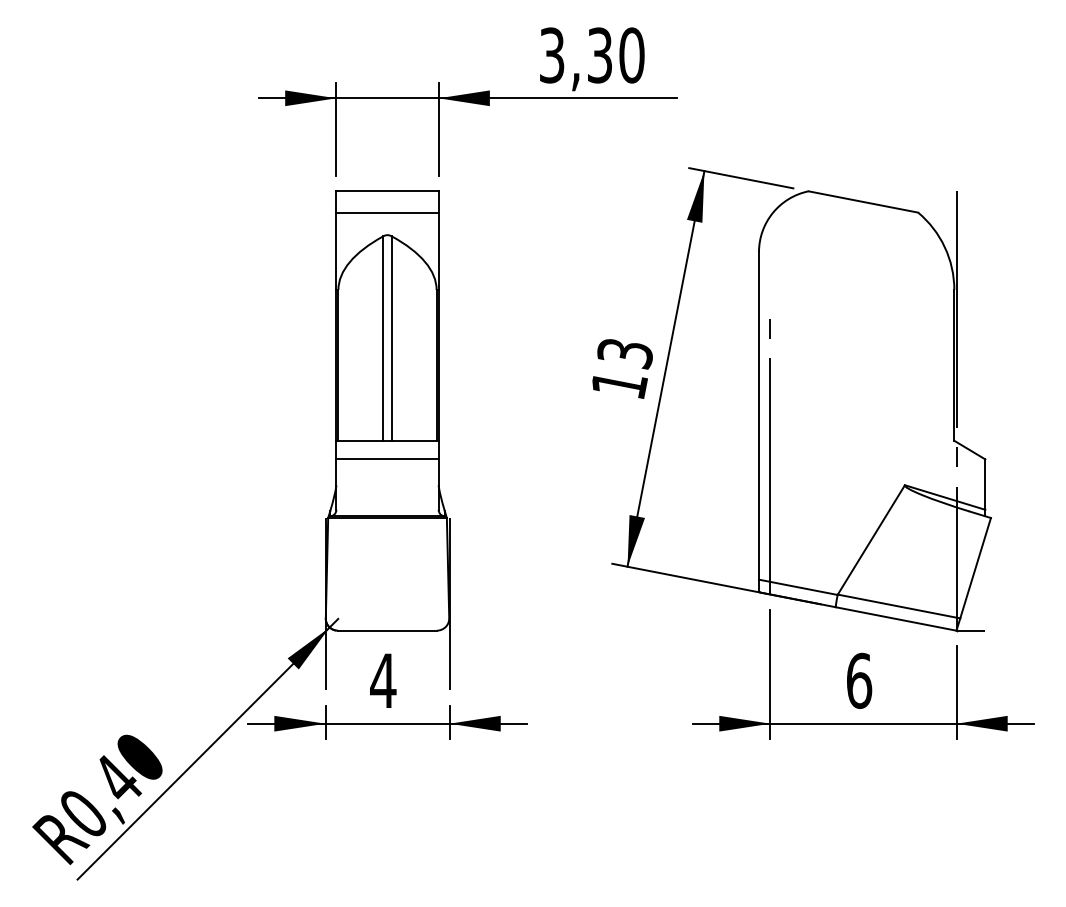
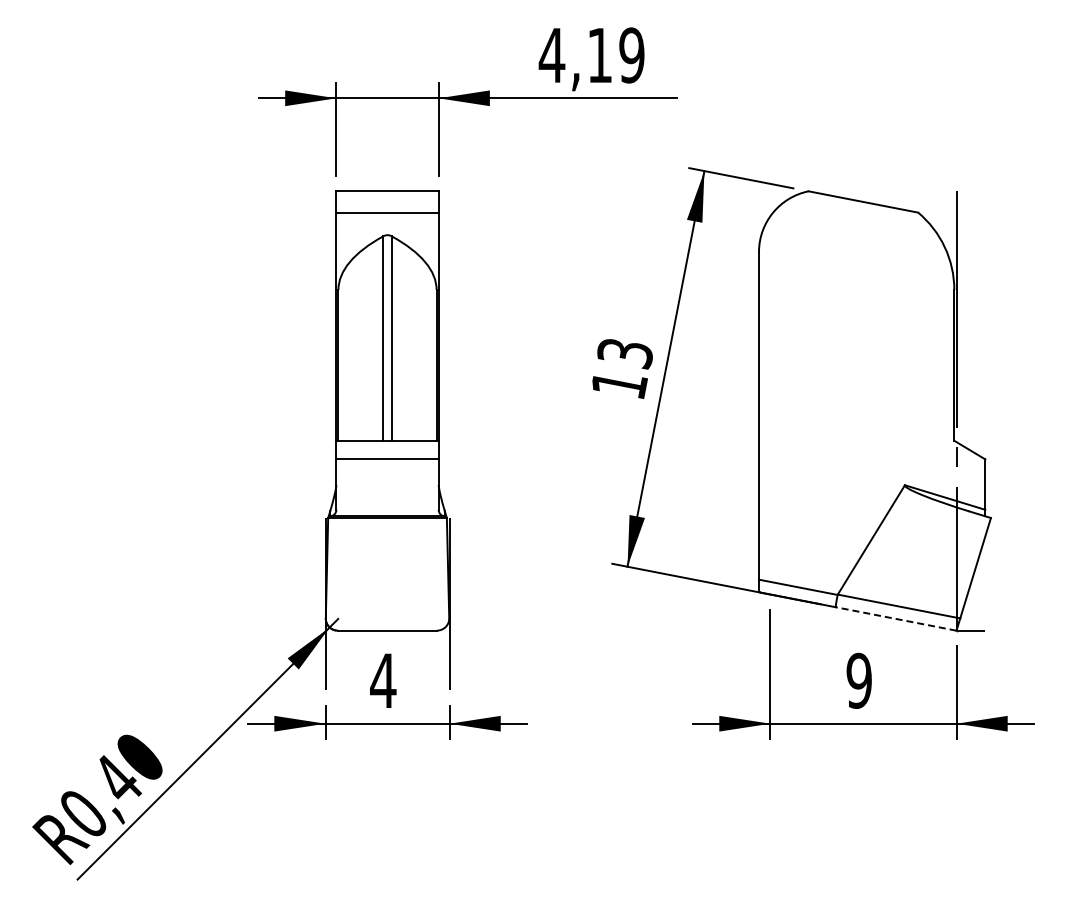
text: 3,30 -> 4,19 (591, 55)
line: present -> none (770, 456)
line: solid -> dashed (895, 618)
text: 6 -> 9 (859, 680)
